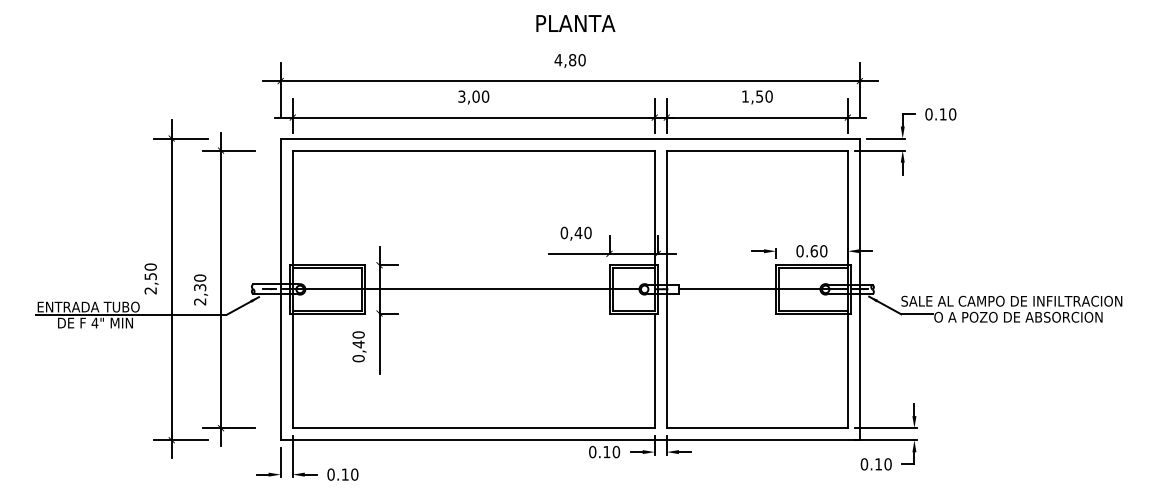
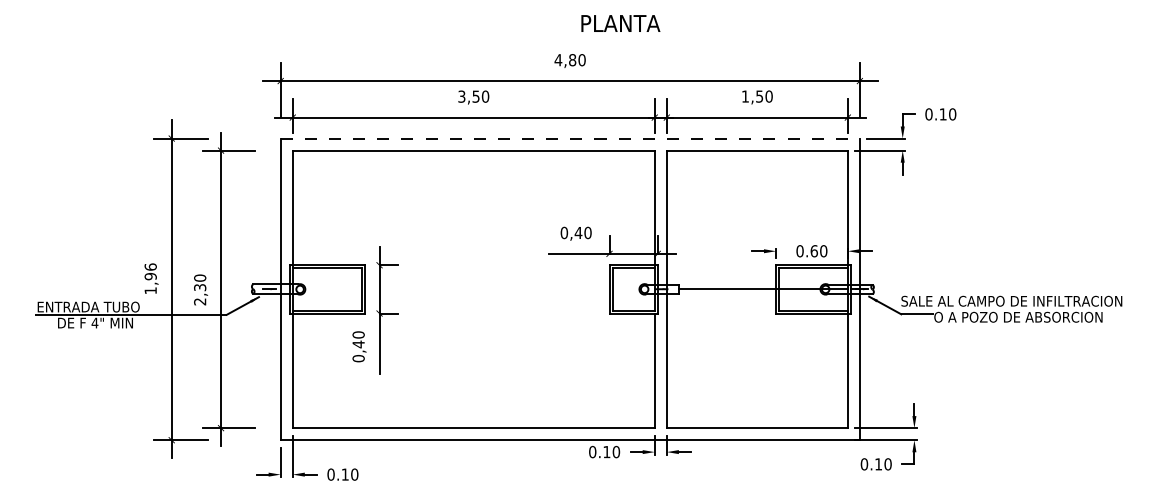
text position: (575, 23) -> (620, 23) (620, 23)
text: 3,00 -> 3,50 (475, 96)
line: solid -> dashed (570, 138)
text: 2,50 -> 1,96 (150, 278)
line: present -> none (460, 289)
